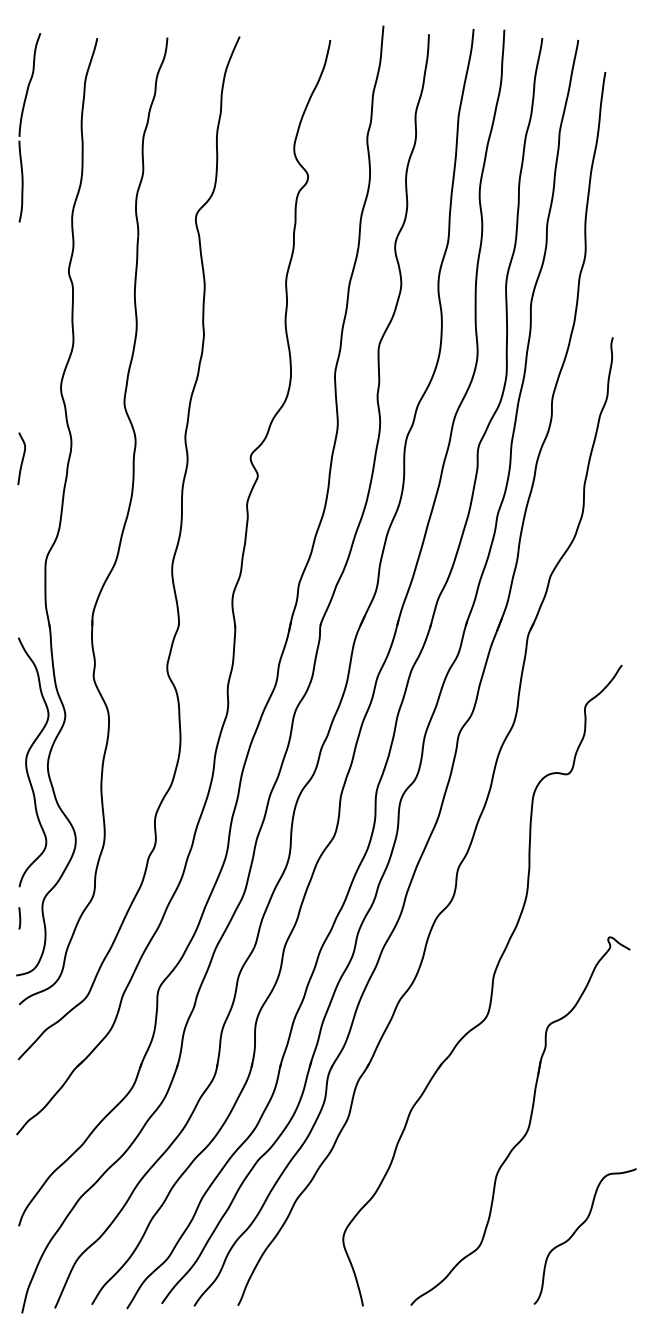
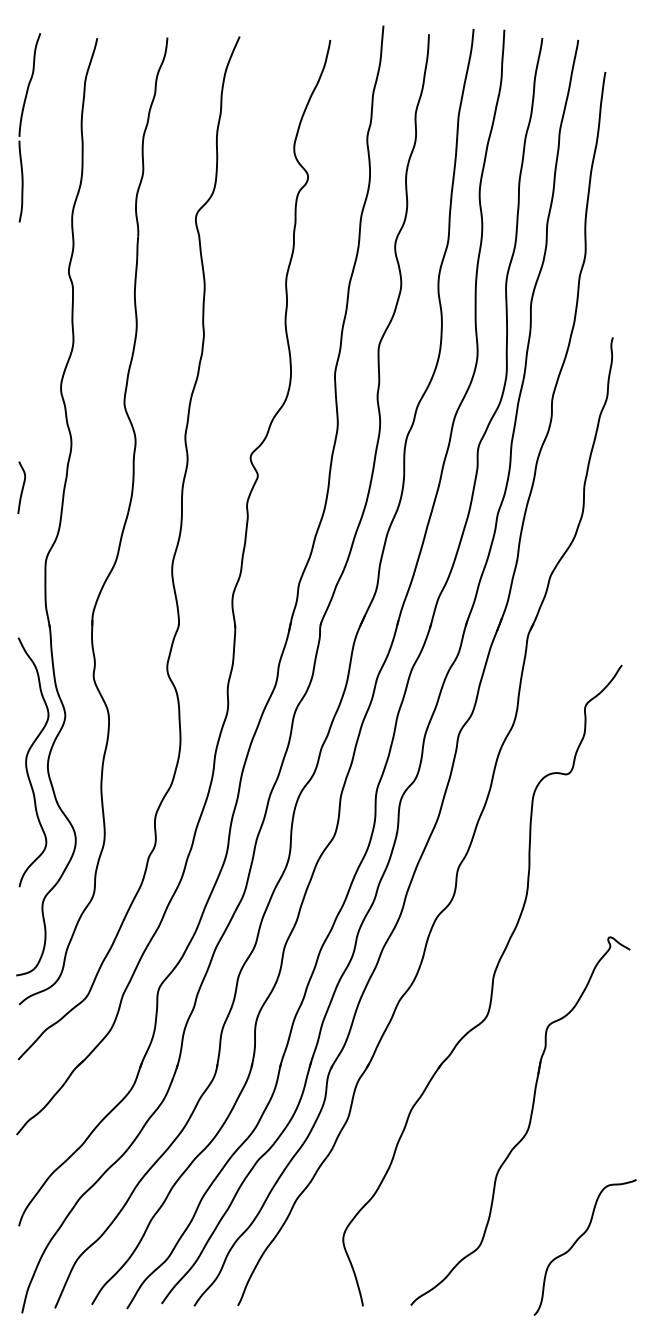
curve position: (22, 458) -> (22, 487) (22, 487)
line: present -> none (19, 918)
curve position: (578, 1229) -> (578, 1240) (578, 1240)
